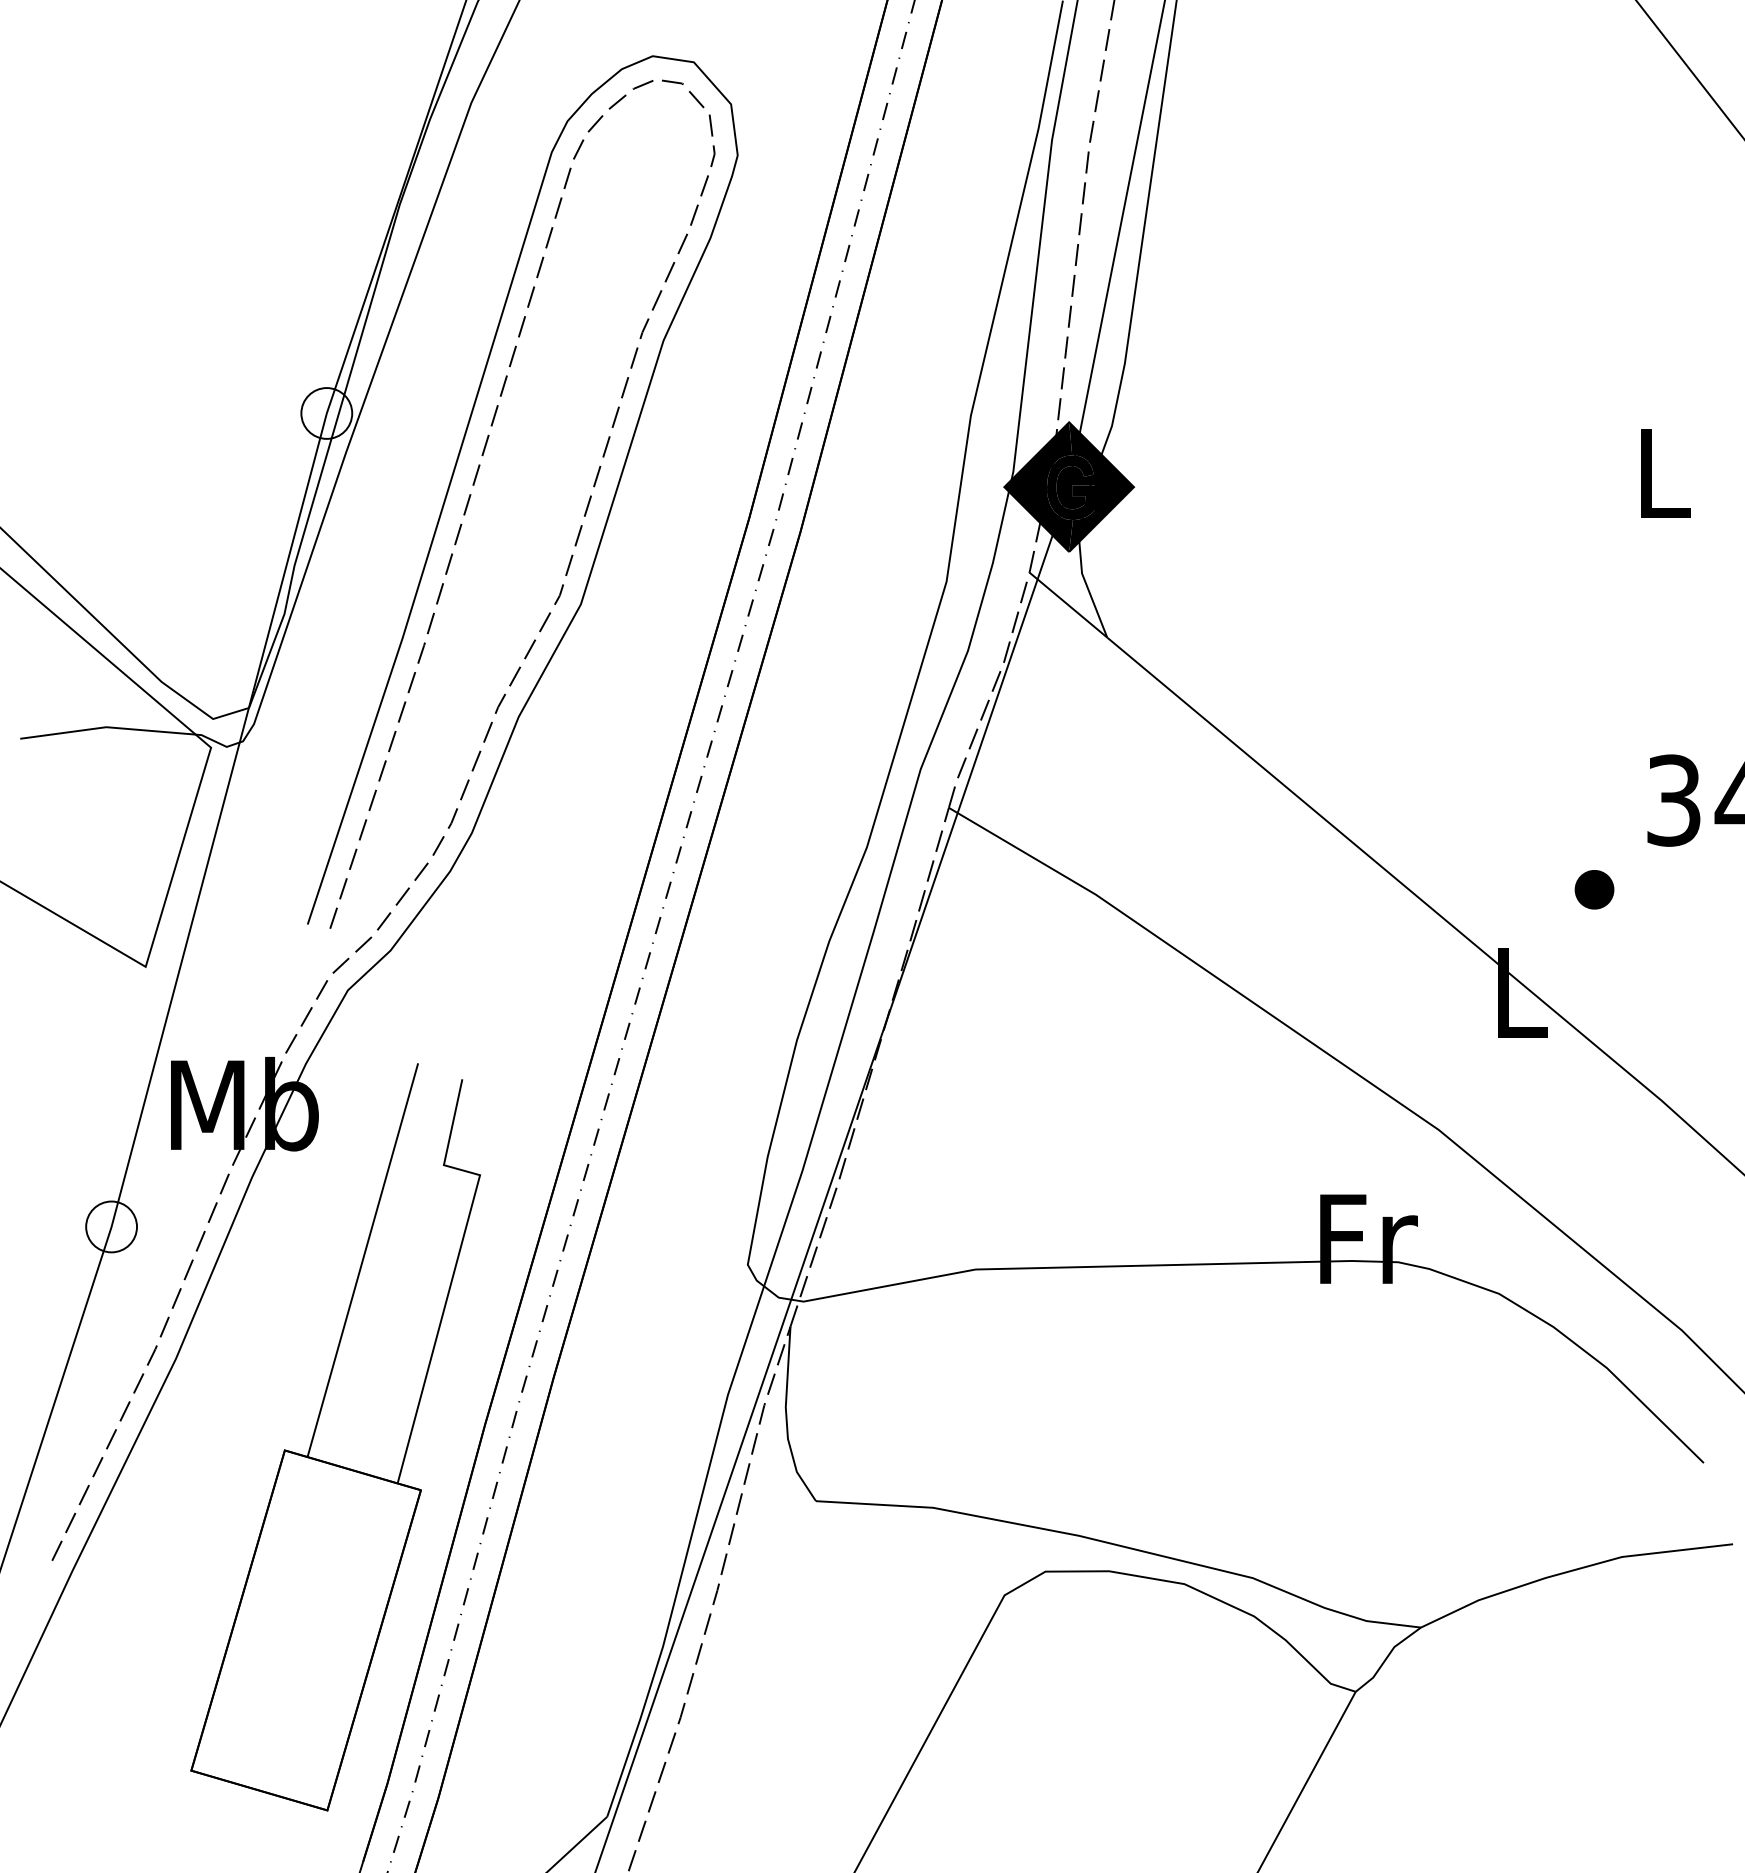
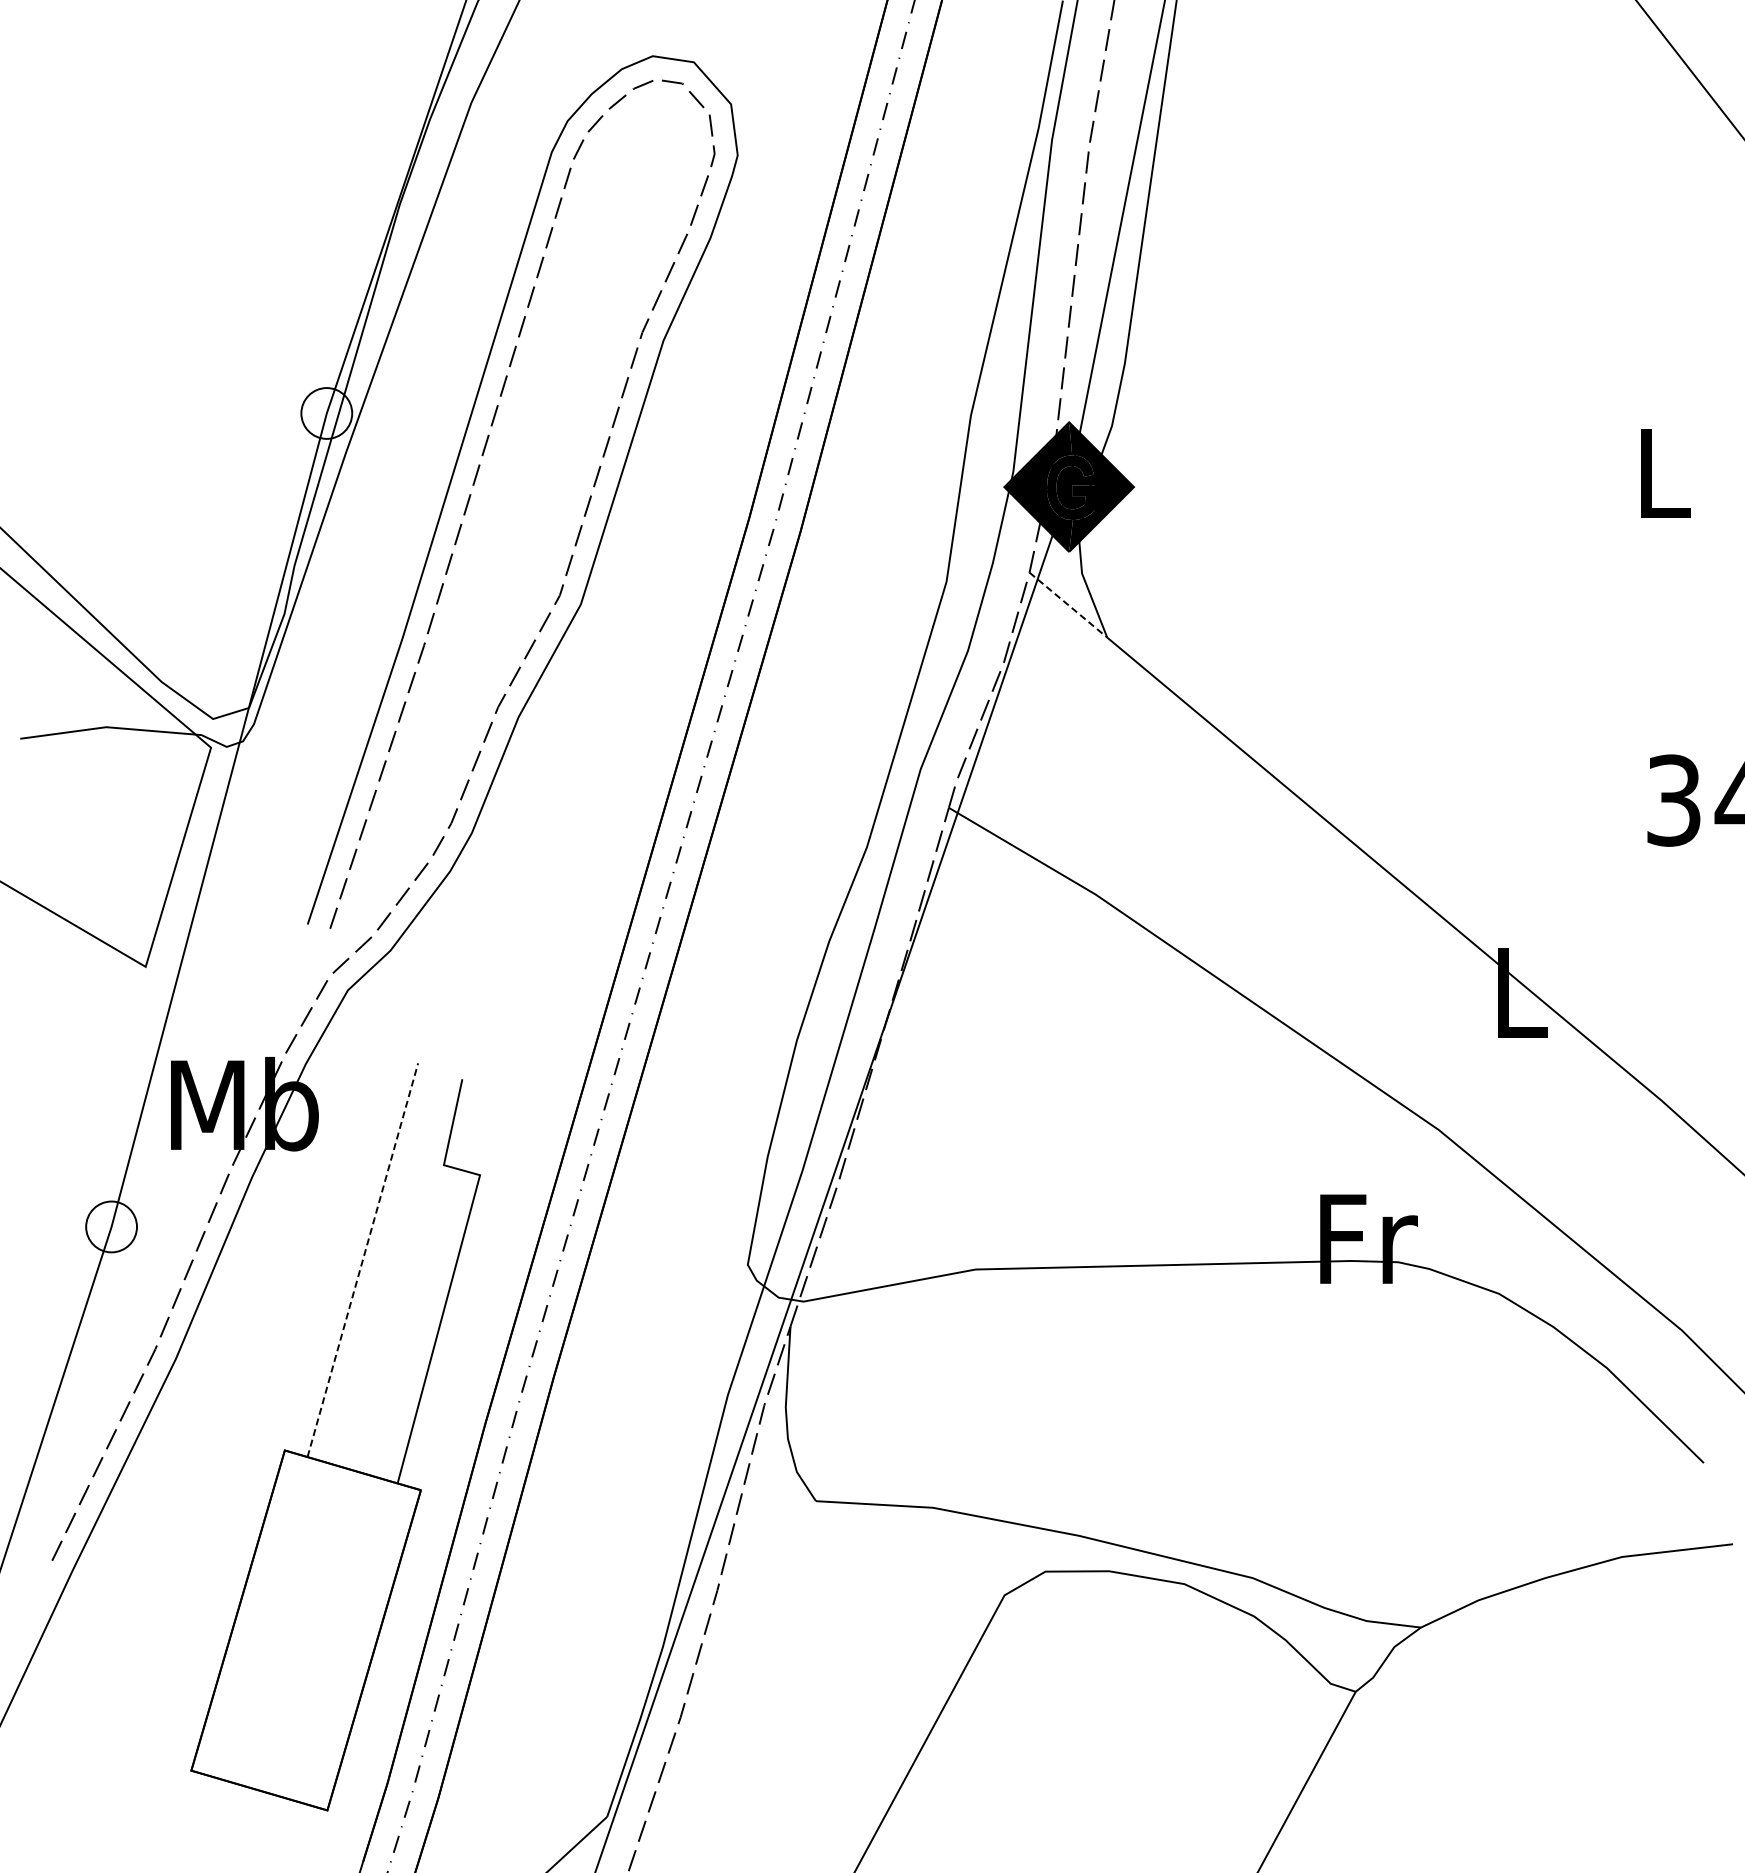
line: solid -> dashed (1068, 605)
part: present -> none (1594, 889)
line: solid -> dashed (363, 1259)
